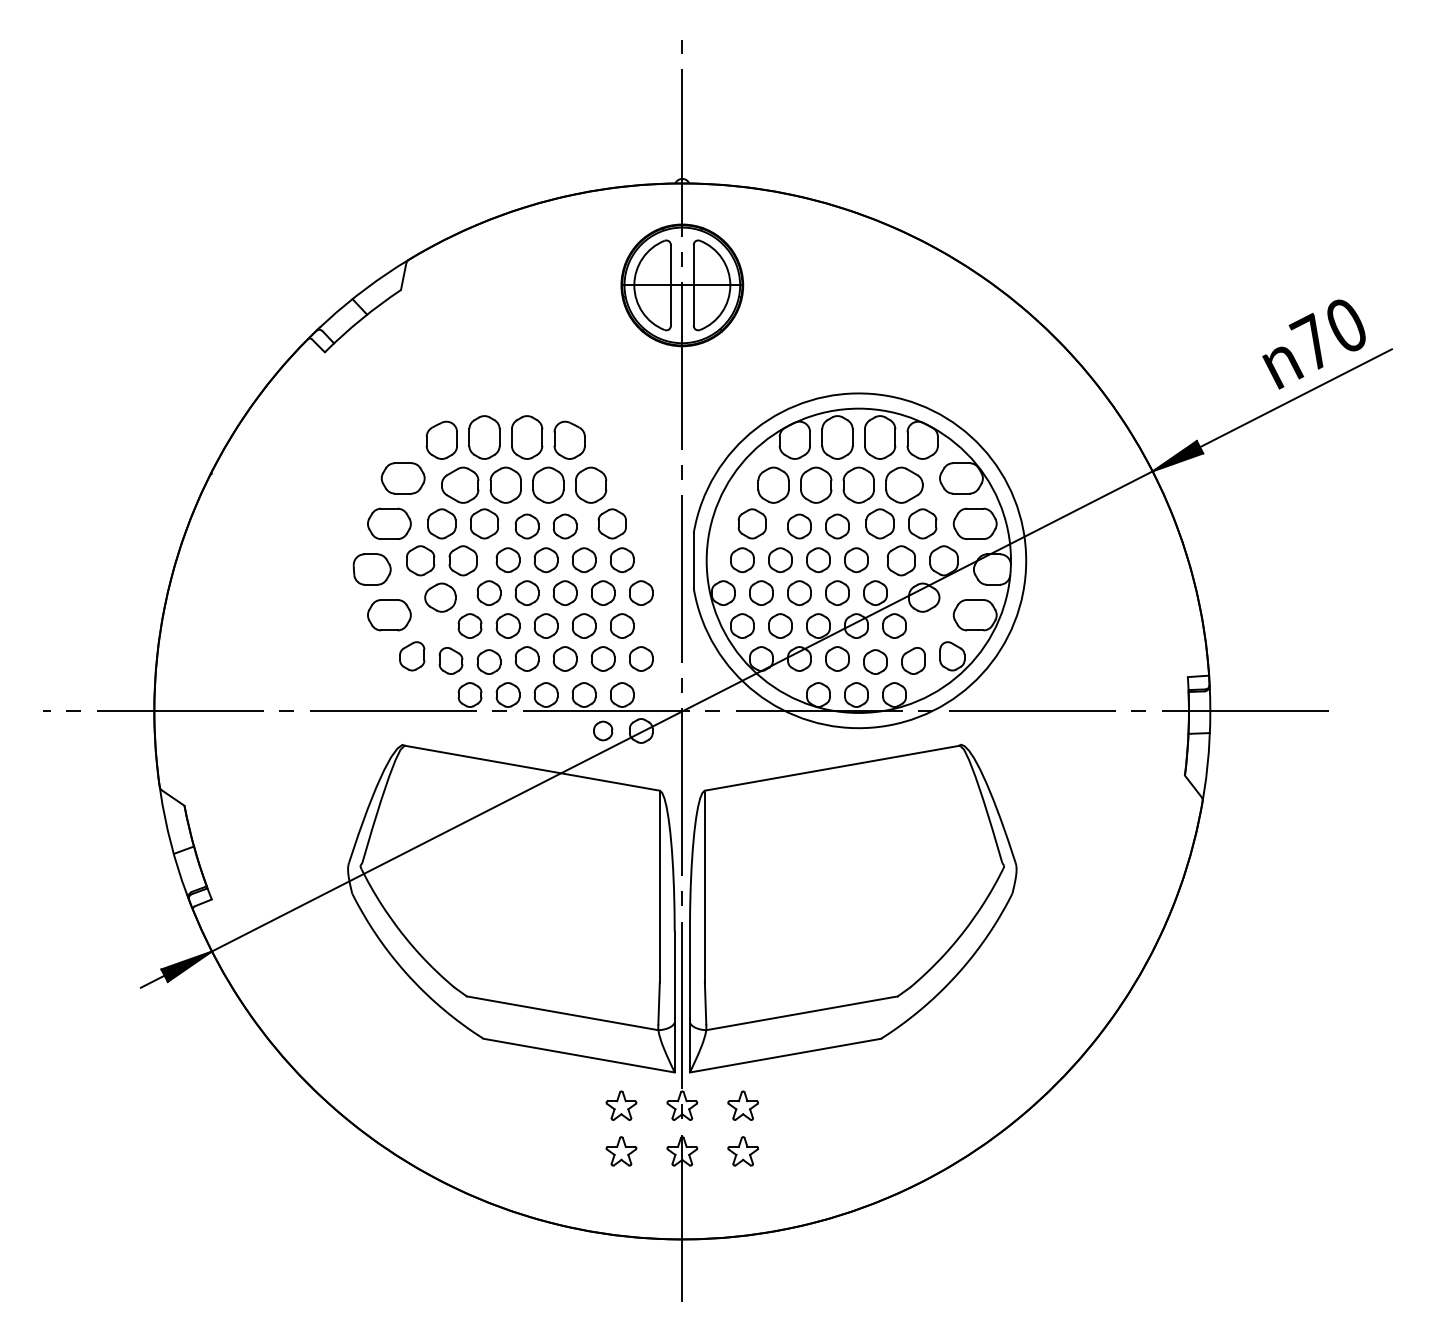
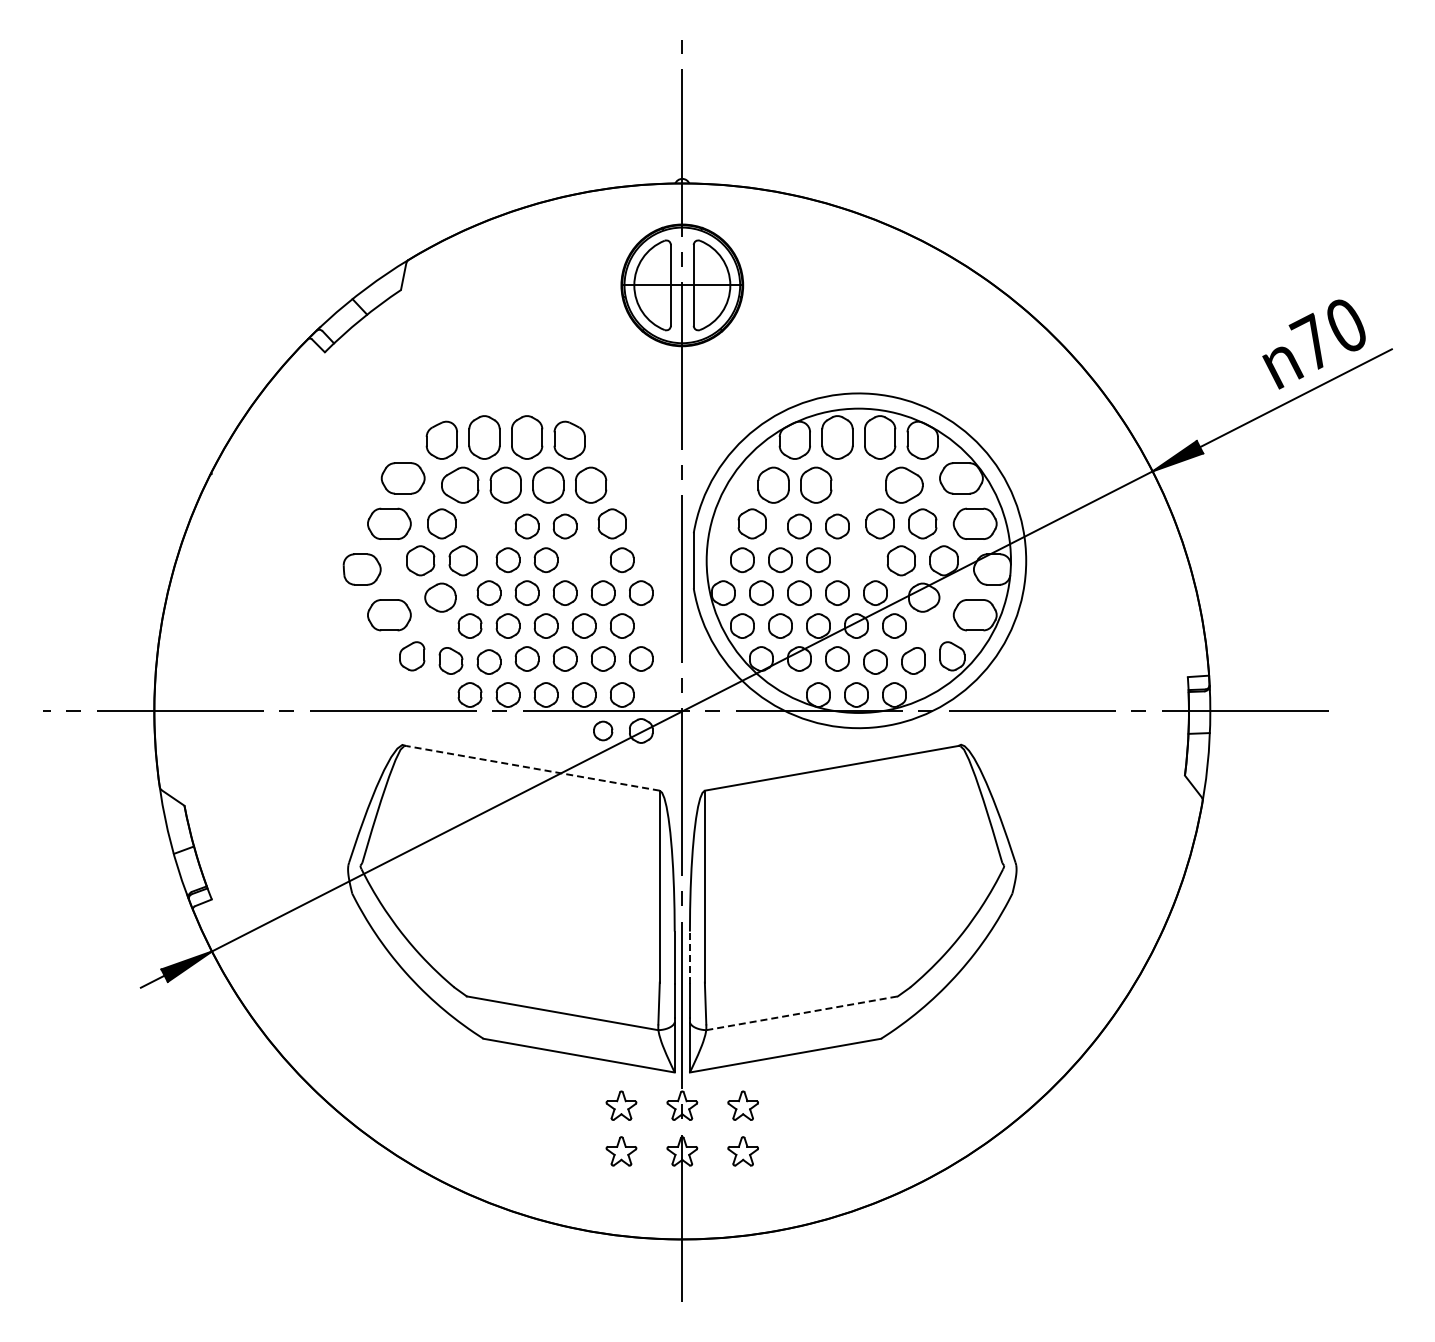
part: present -> none (858, 484)
part: present -> none (484, 523)
part: present -> none (583, 559)
part: present -> none (856, 559)
part position: (371, 569) -> (361, 569) (361, 569)
line: solid -> dashed (533, 768)
line: solid -> dashed (689, 957)
line: solid -> dashed (802, 1013)
